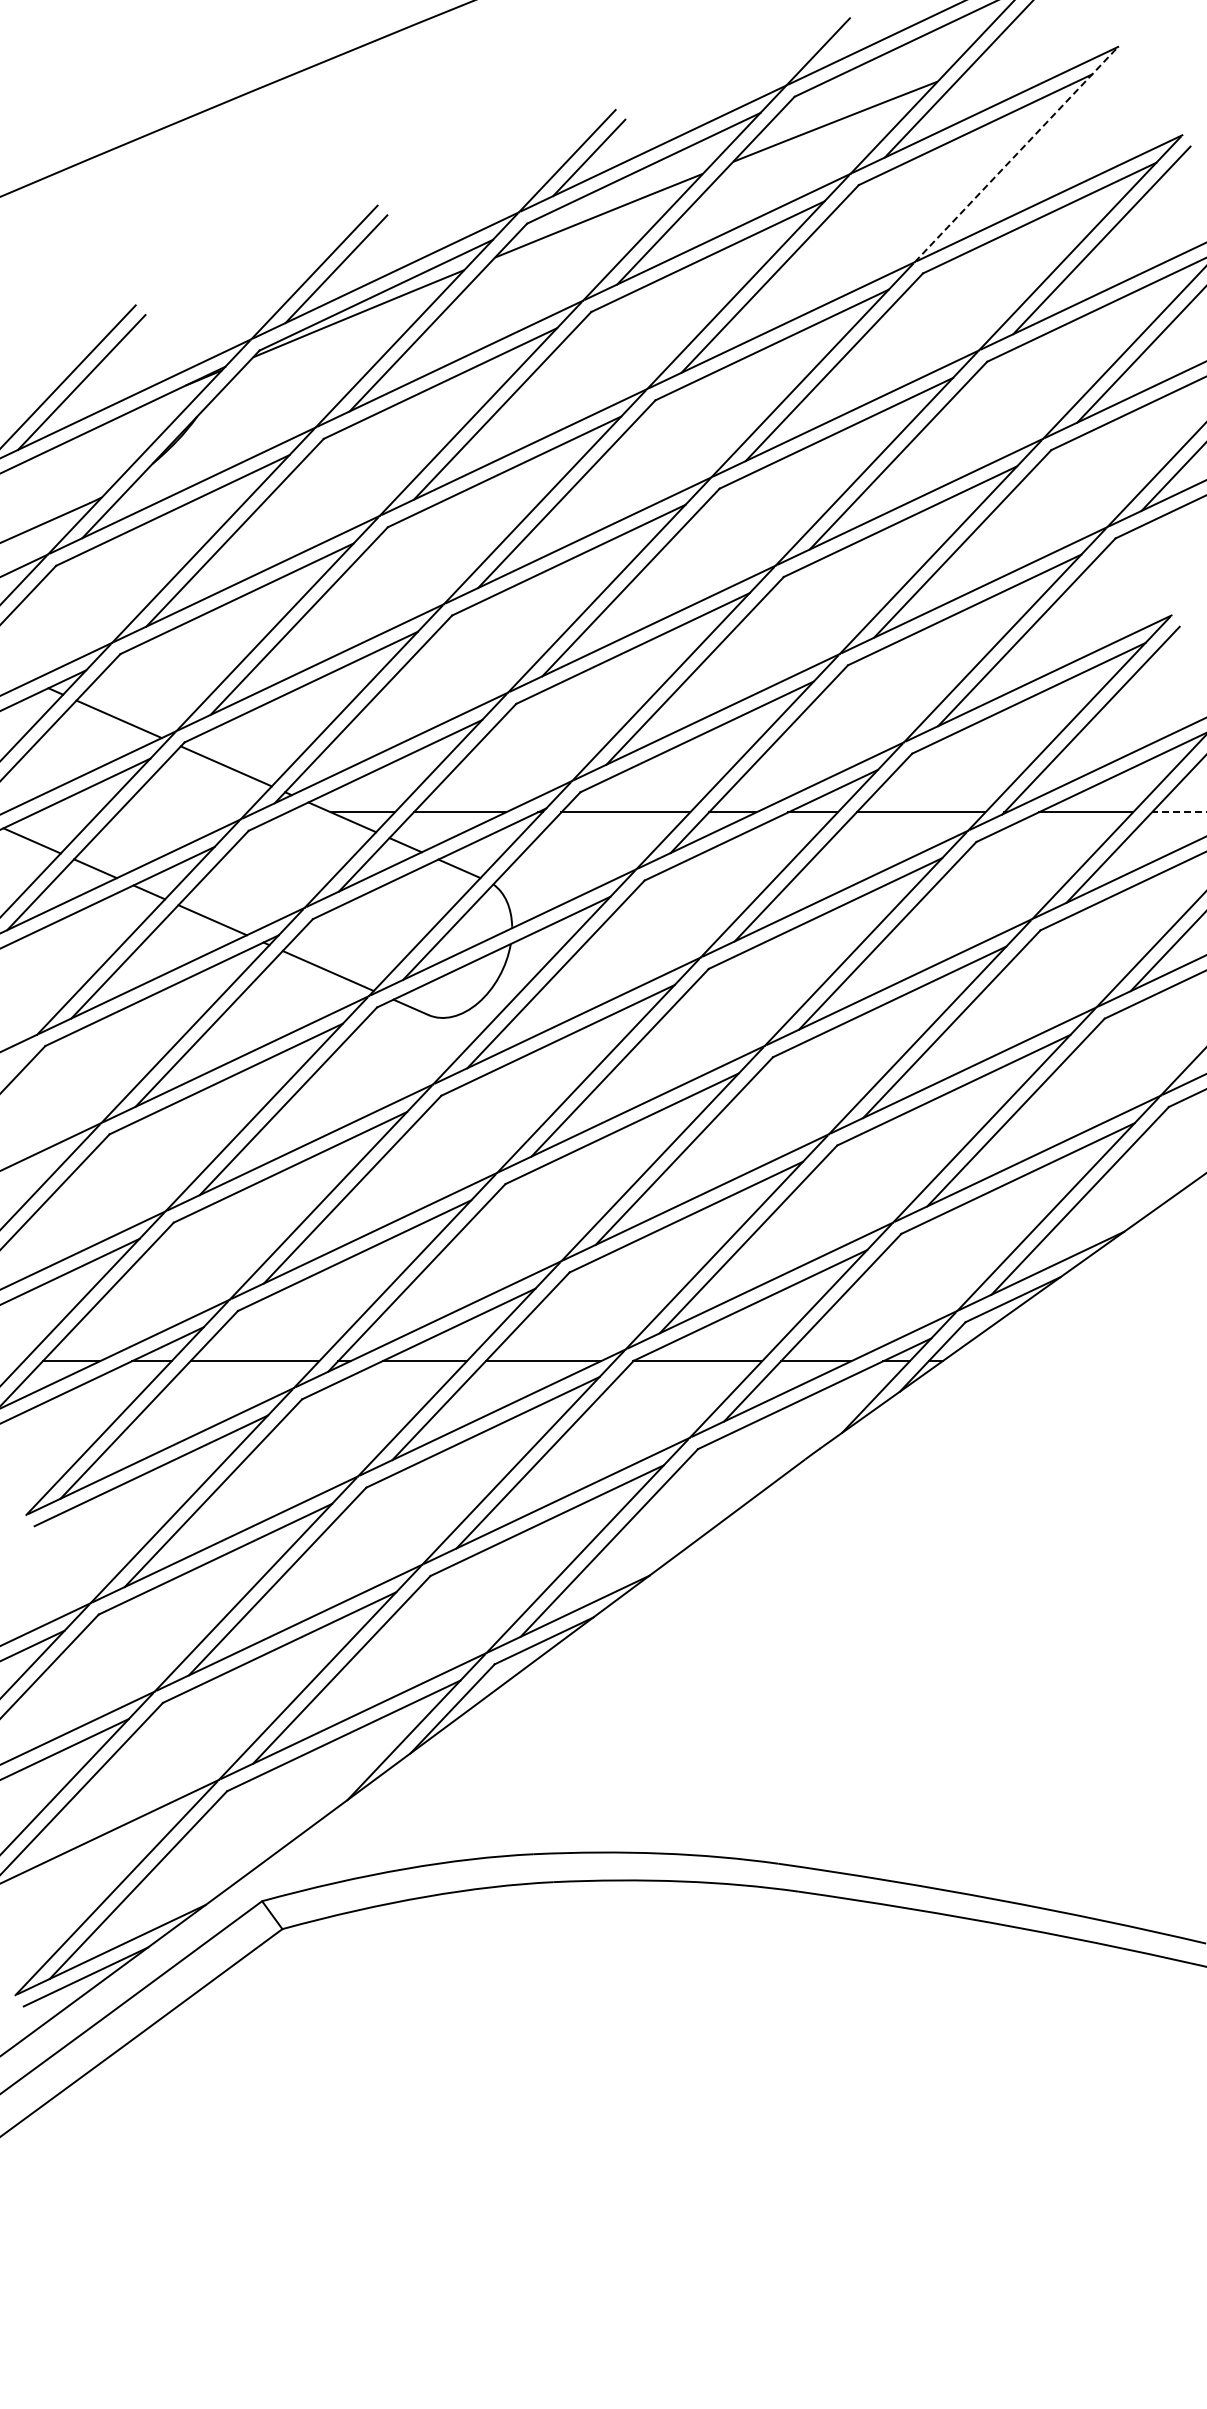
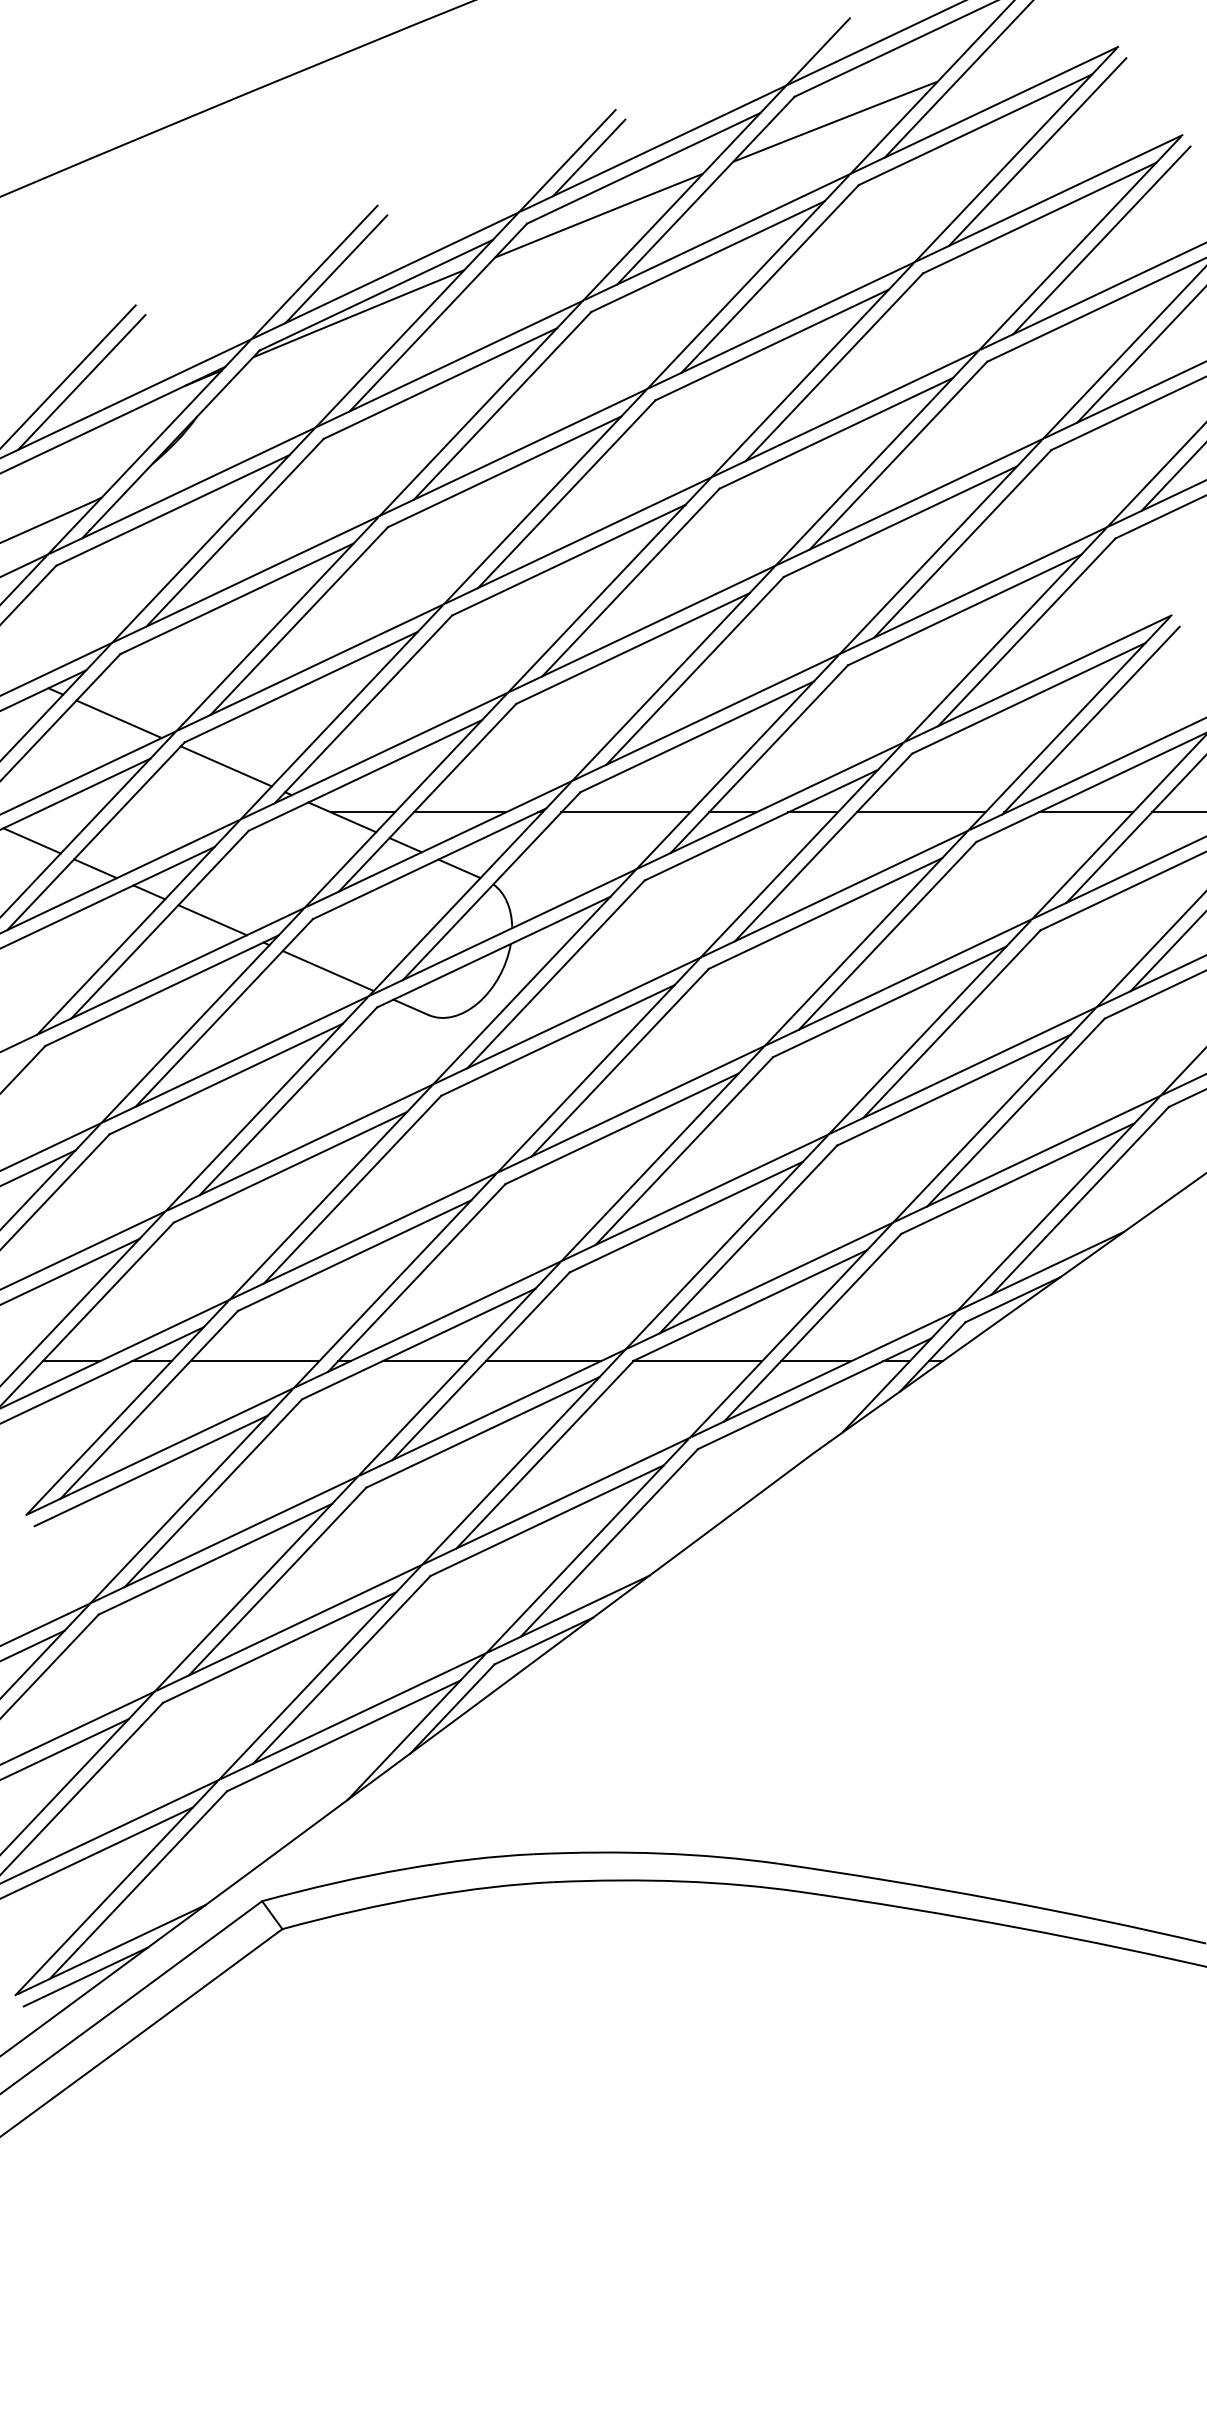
line: none -> present (1037, 151)
line: dashed -> solid (1015, 155)
line: dashed -> solid (1178, 812)
line: none -> present (38, 1167)
line: none -> present (97, 1852)
